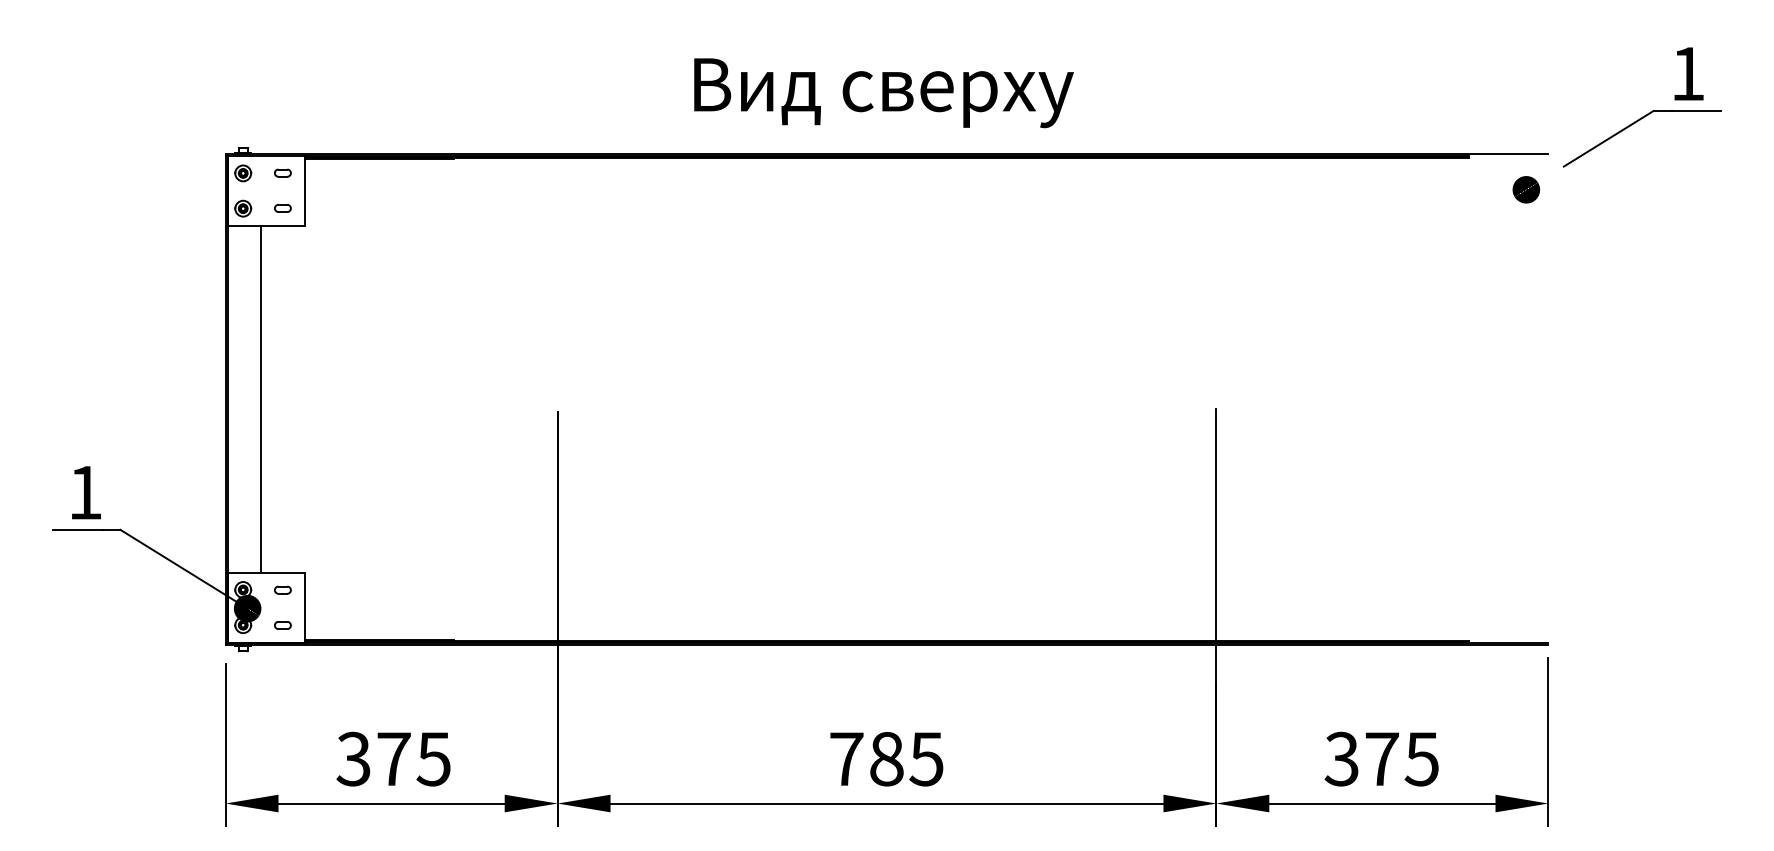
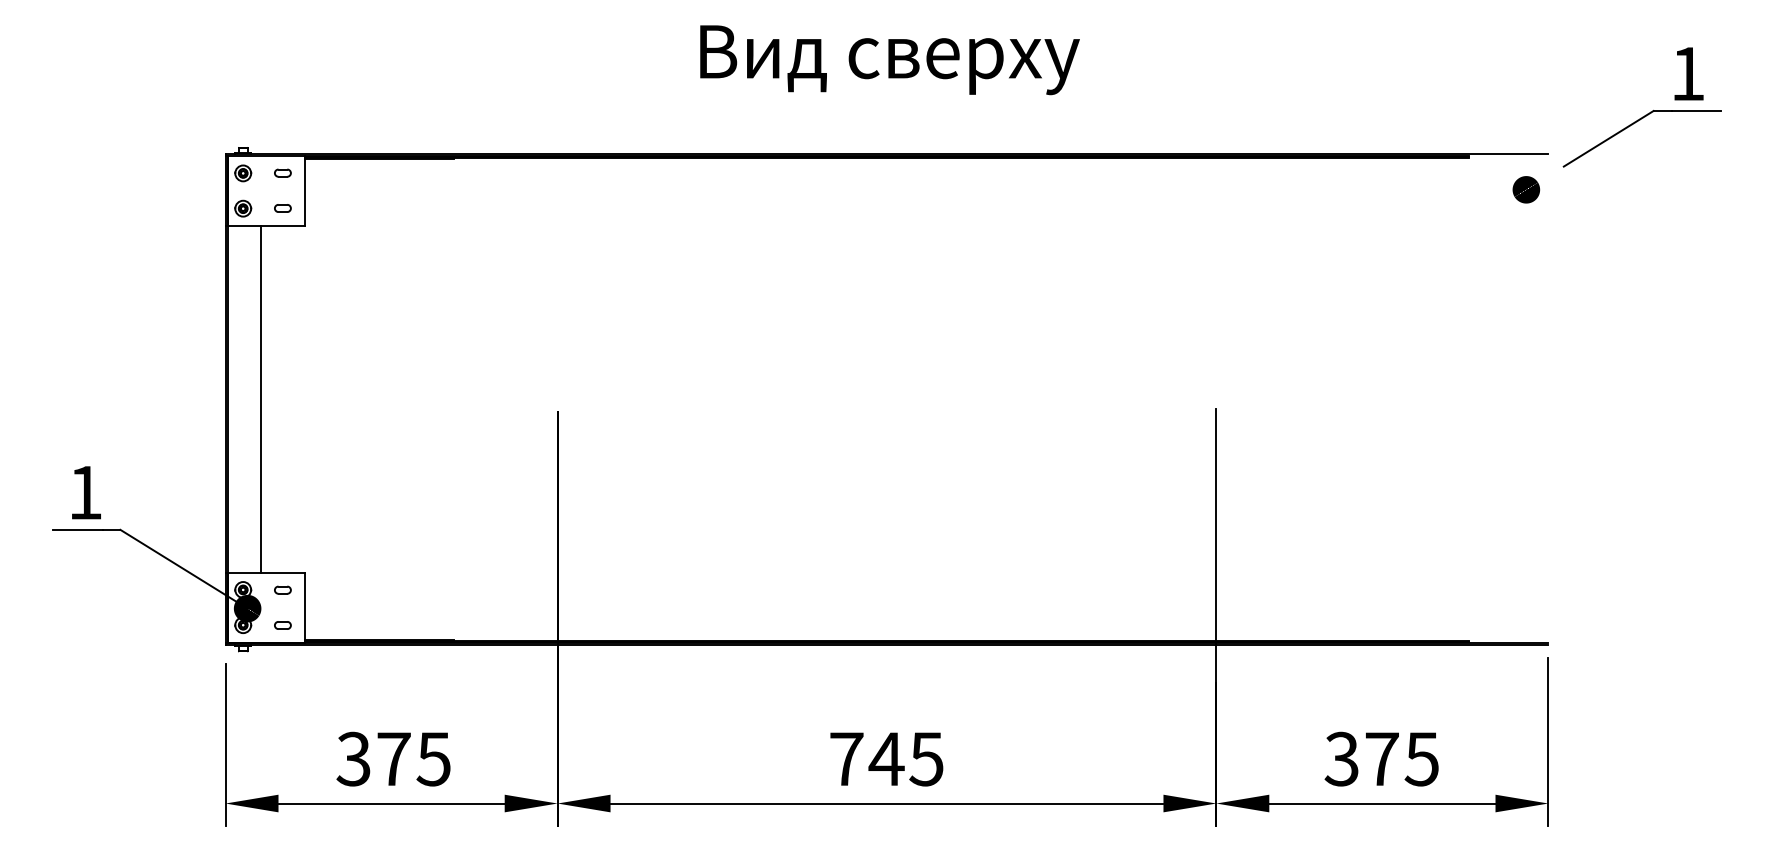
text position: (883, 93) -> (889, 60) (889, 60)
text: 785 -> 745 (886, 759)
